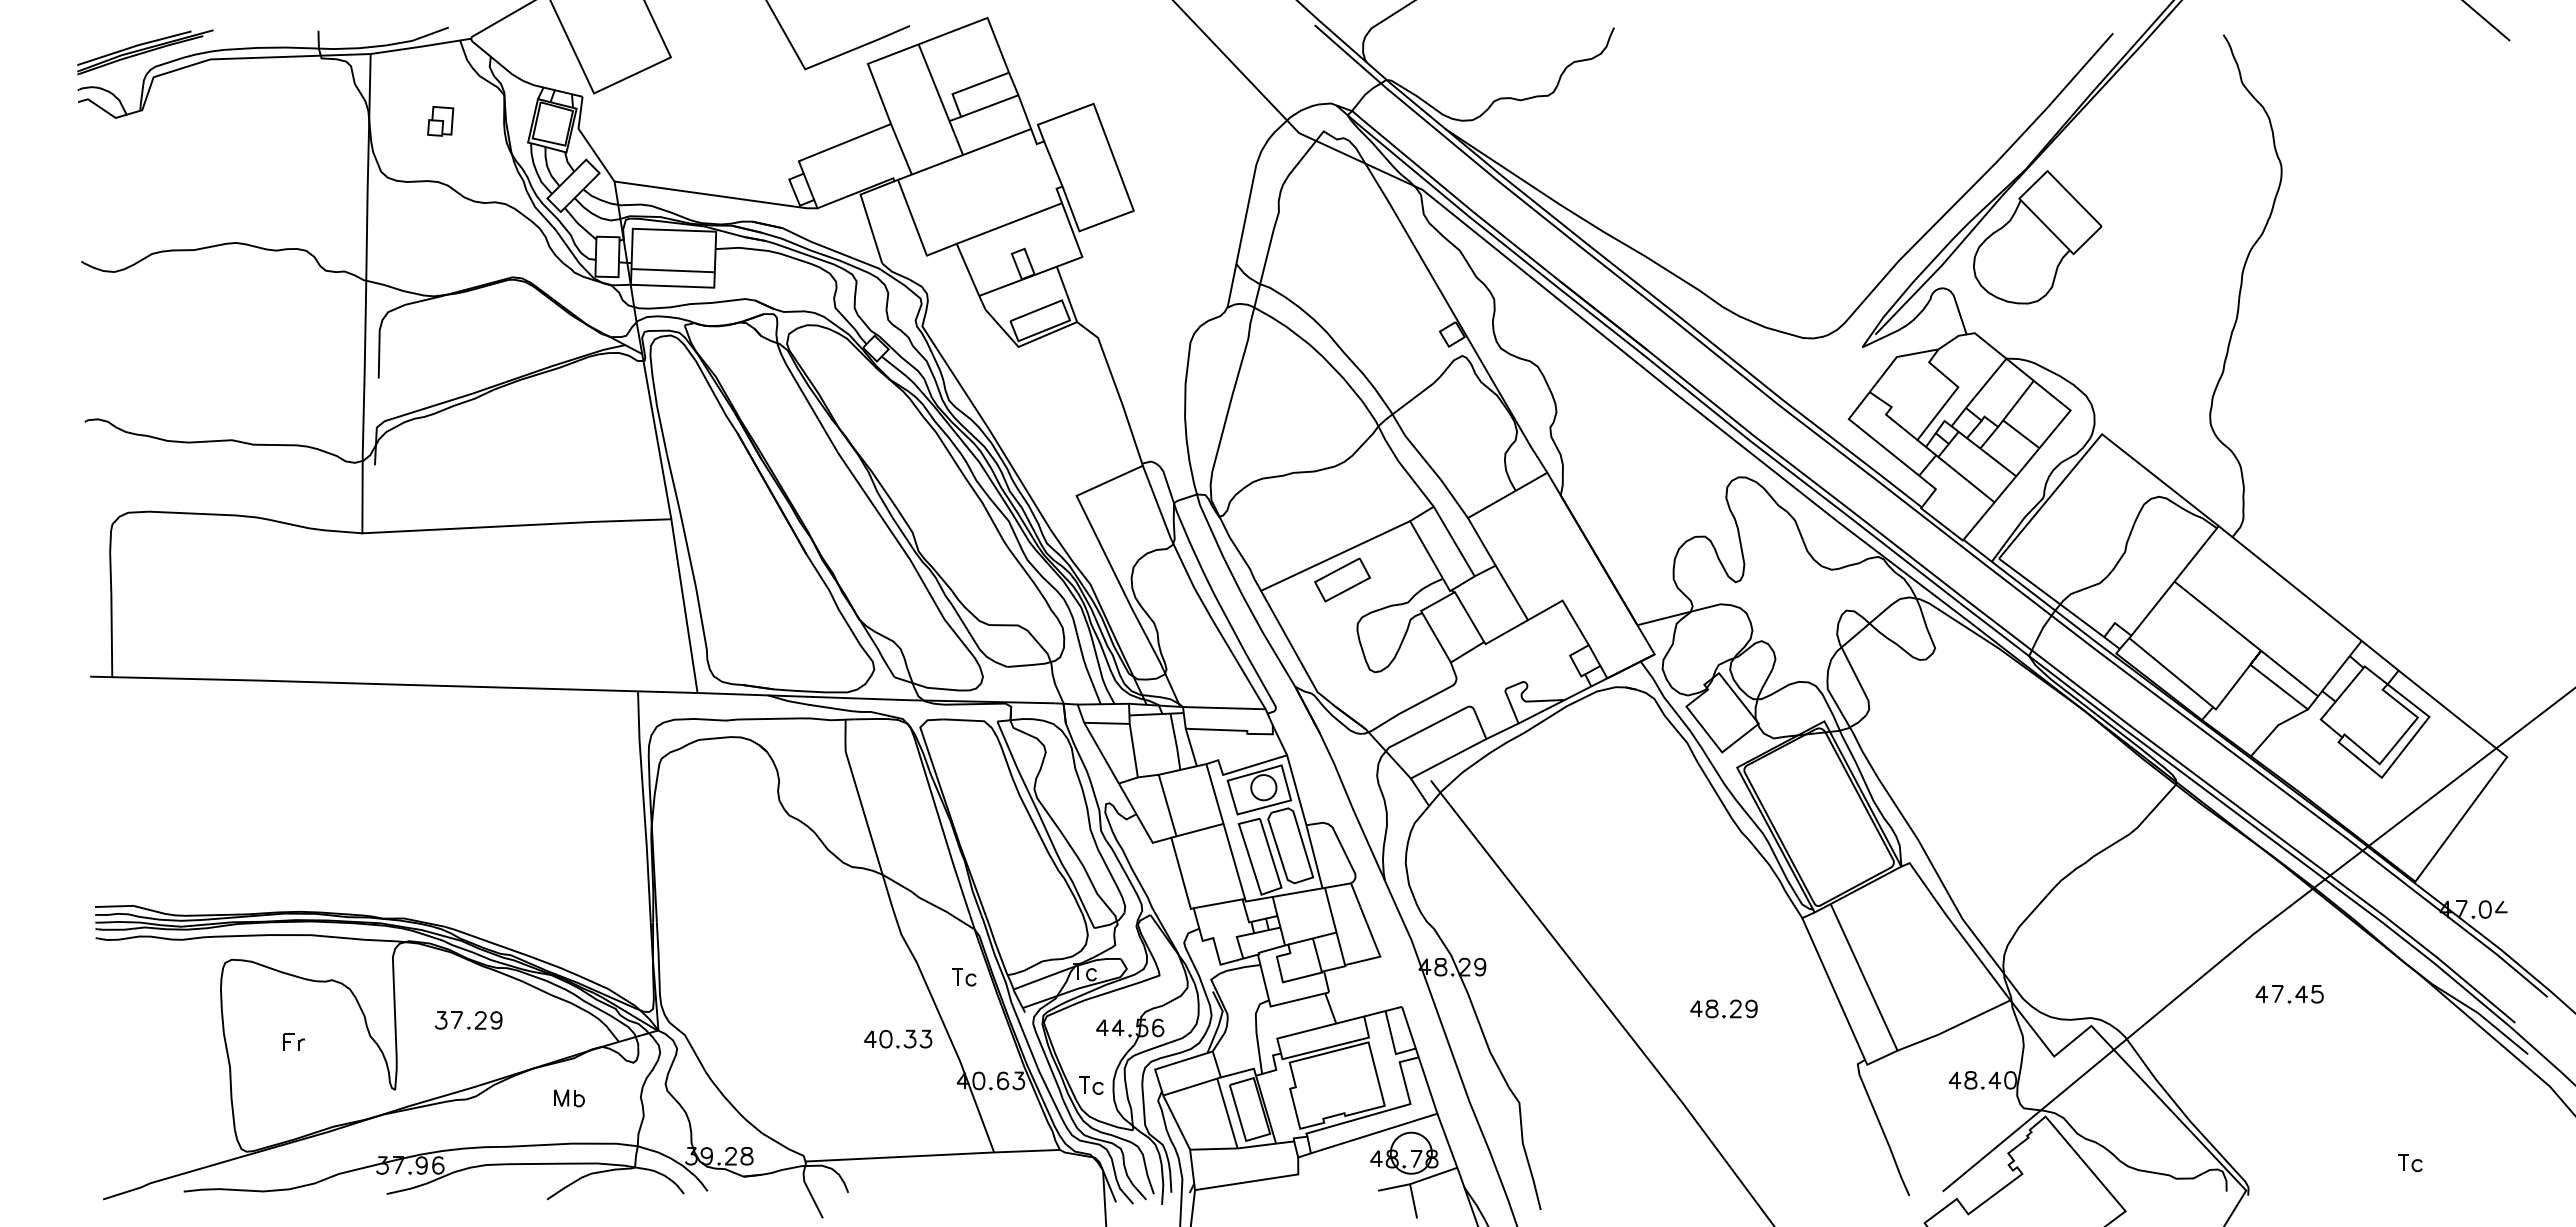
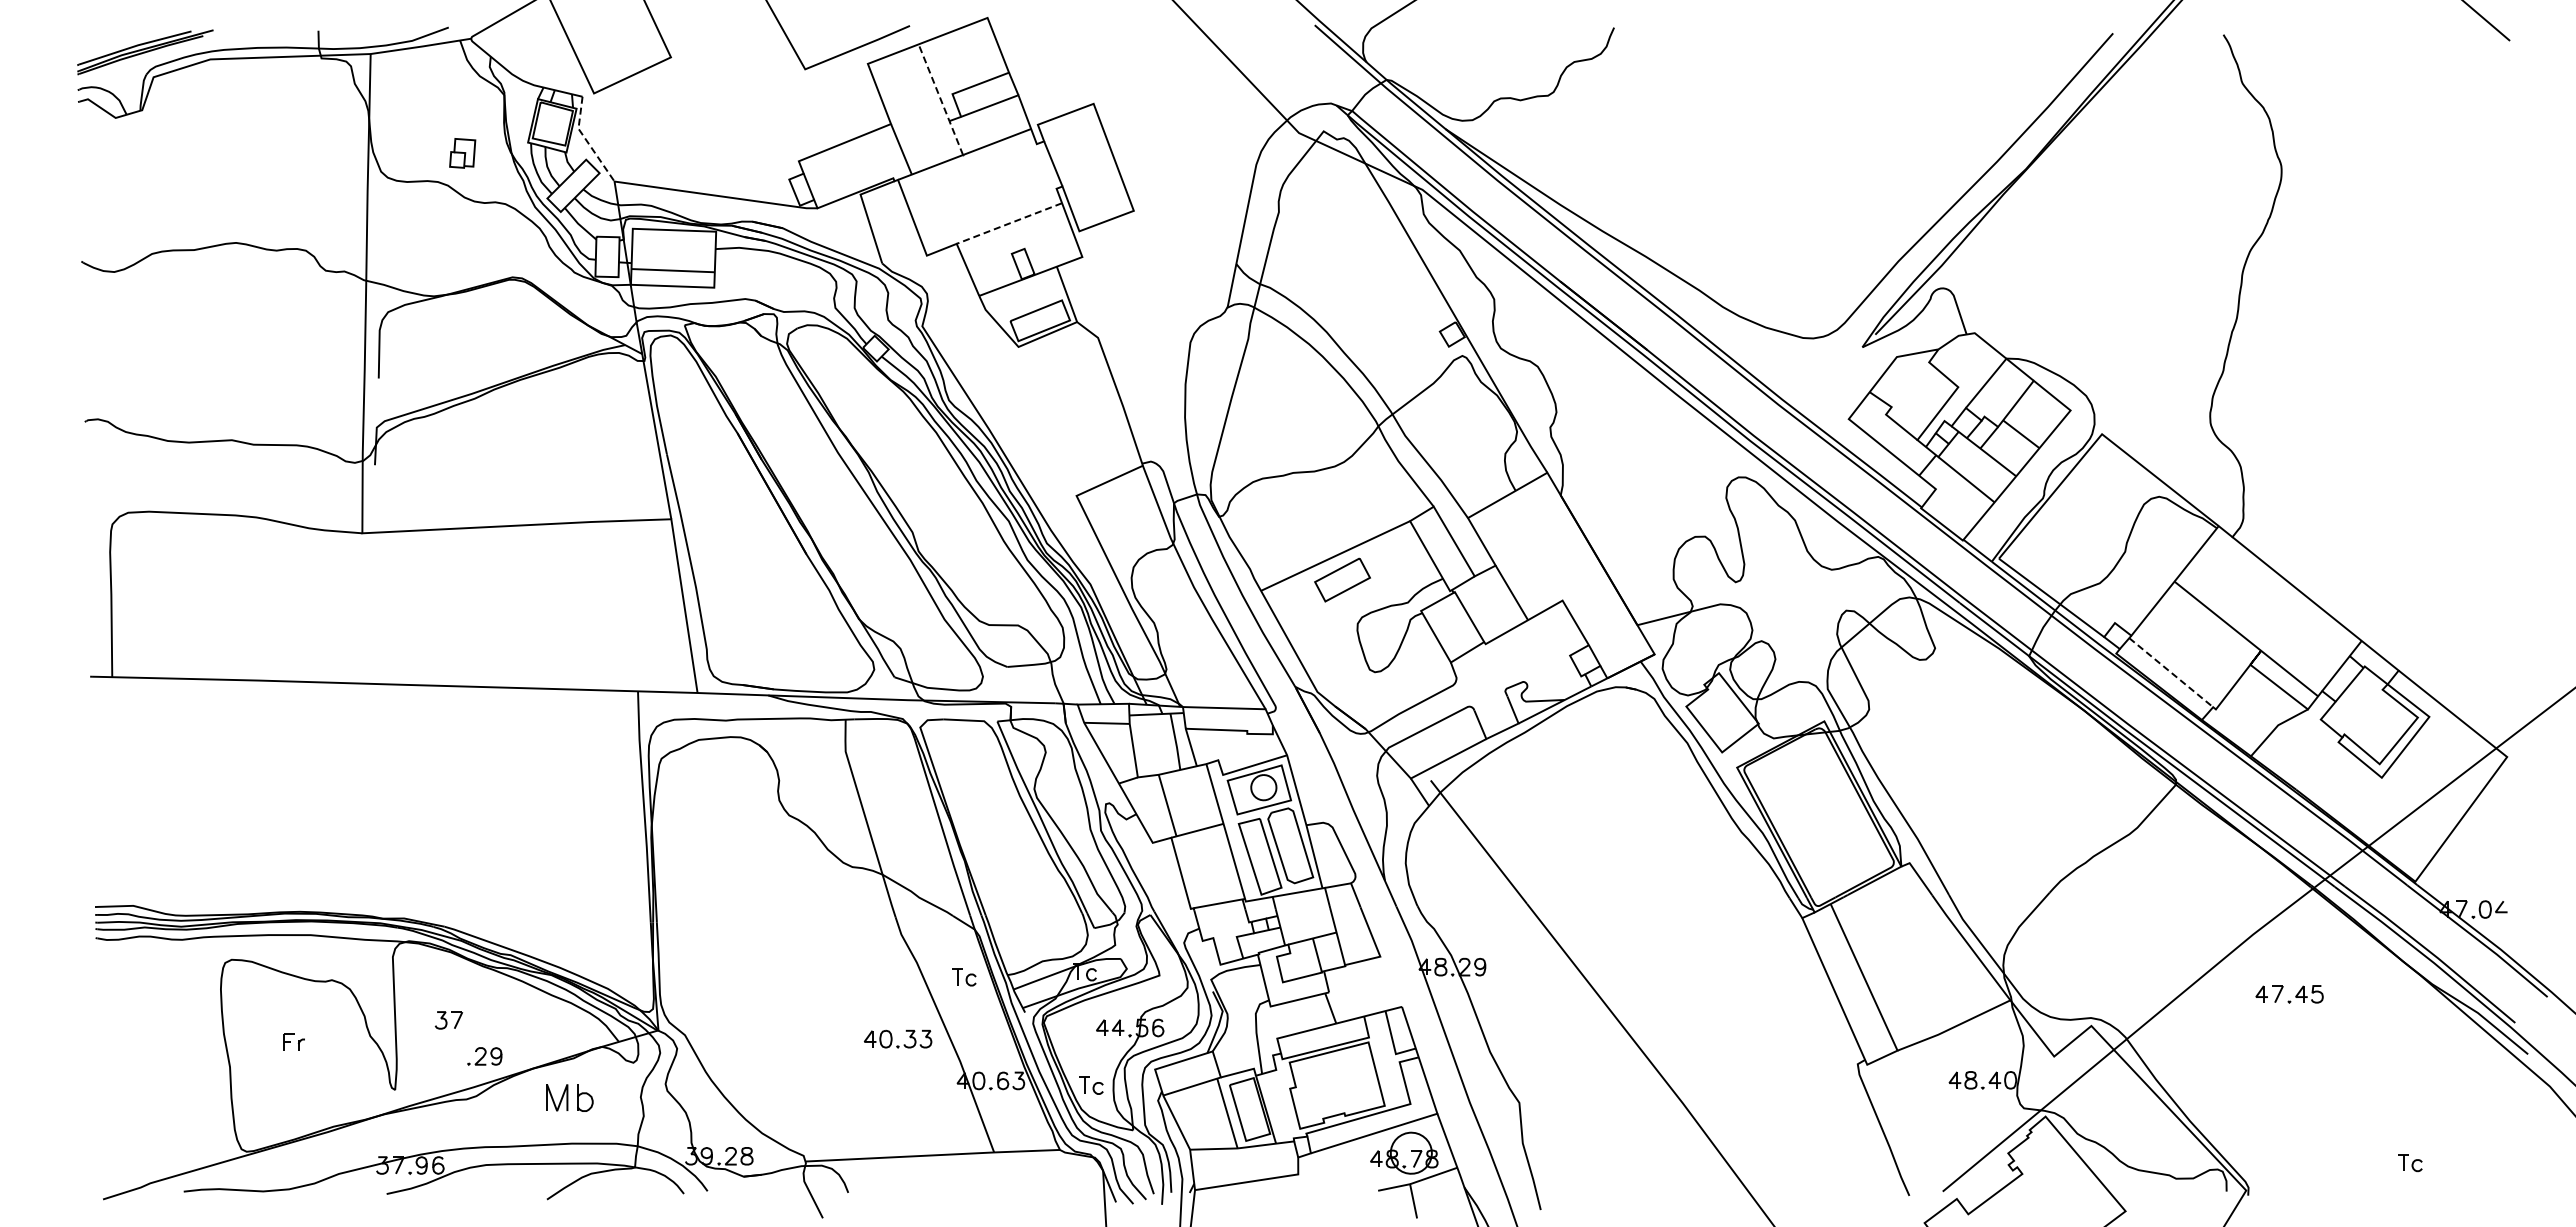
line: solid -> dashed (941, 100)
part position: (440, 121) -> (462, 153) (462, 153)
line: solid -> dashed (586, 141)
line: solid -> dashed (1008, 223)
part: present -> none (2037, 237)
line: solid -> dashed (2171, 673)
part: present -> none (1723, 1008)
part position: (484, 1020) -> (484, 1056) (484, 1056)
part size: 31x19 px -> 48x28 px (569, 1097)
